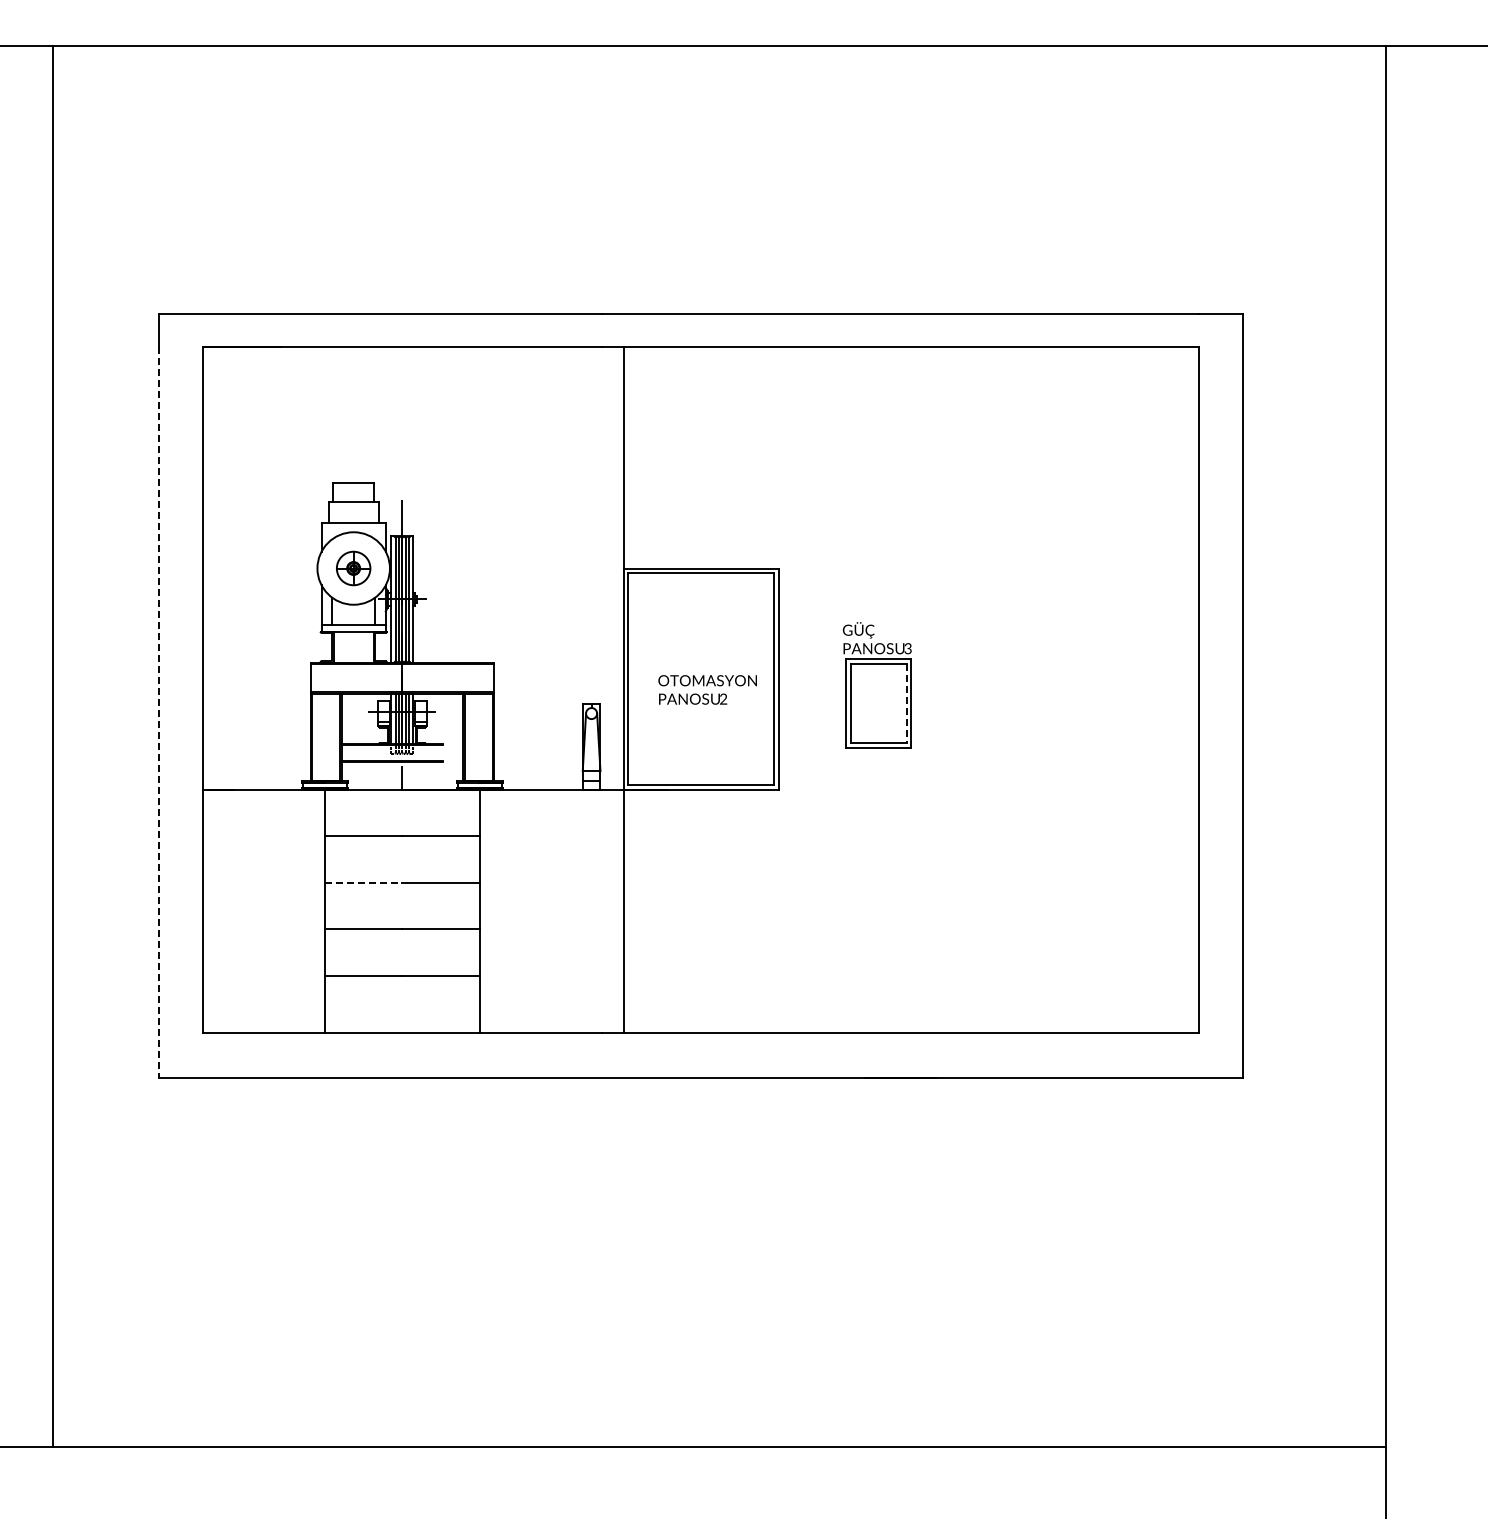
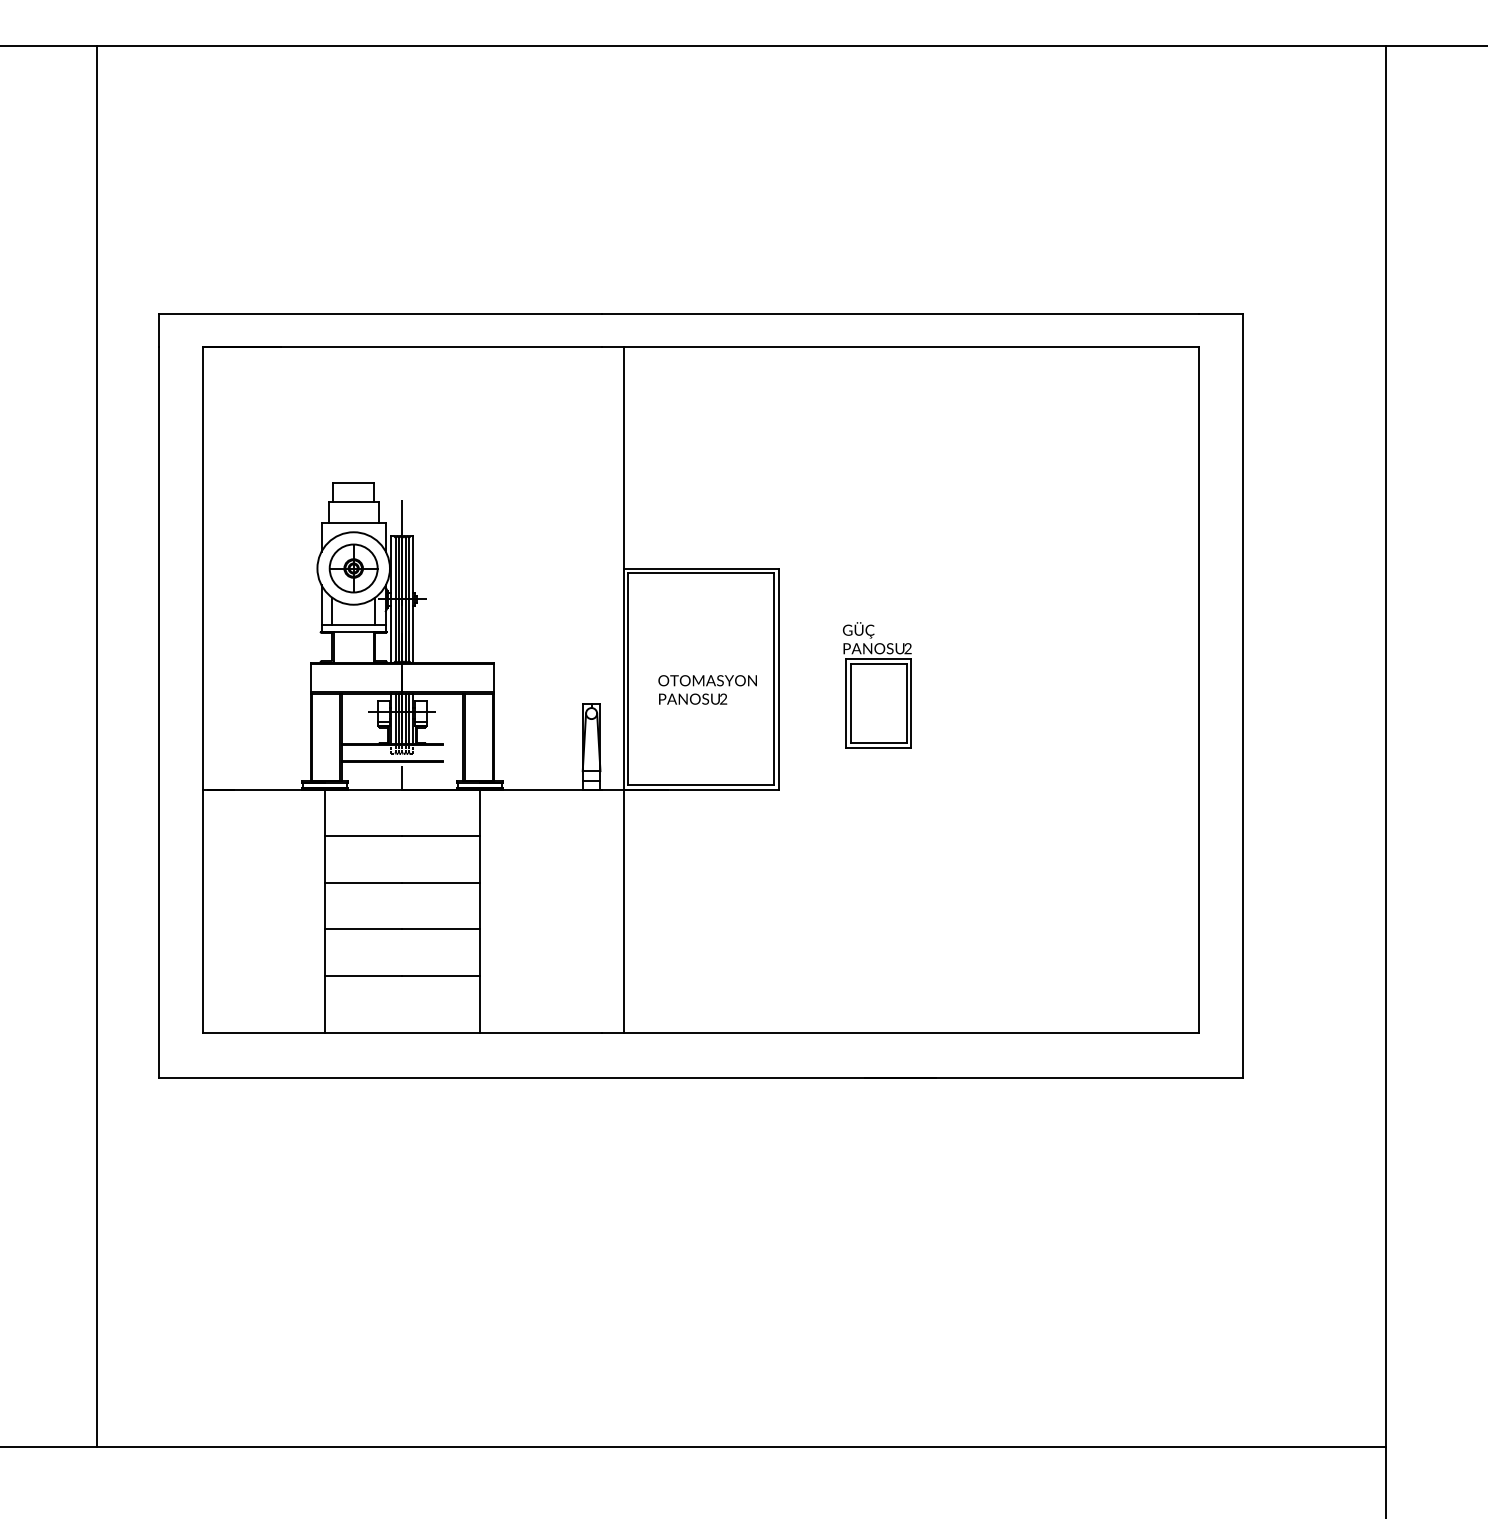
part size: 36x37 px -> 51x51 px (353, 568)
text: 3 -> 2 (907, 650)
line: dashed -> solid (906, 703)
line: dashed -> solid (158, 712)
line position: (53, 745) -> (97, 745) (97, 745)
line: dashed -> solid (363, 882)
